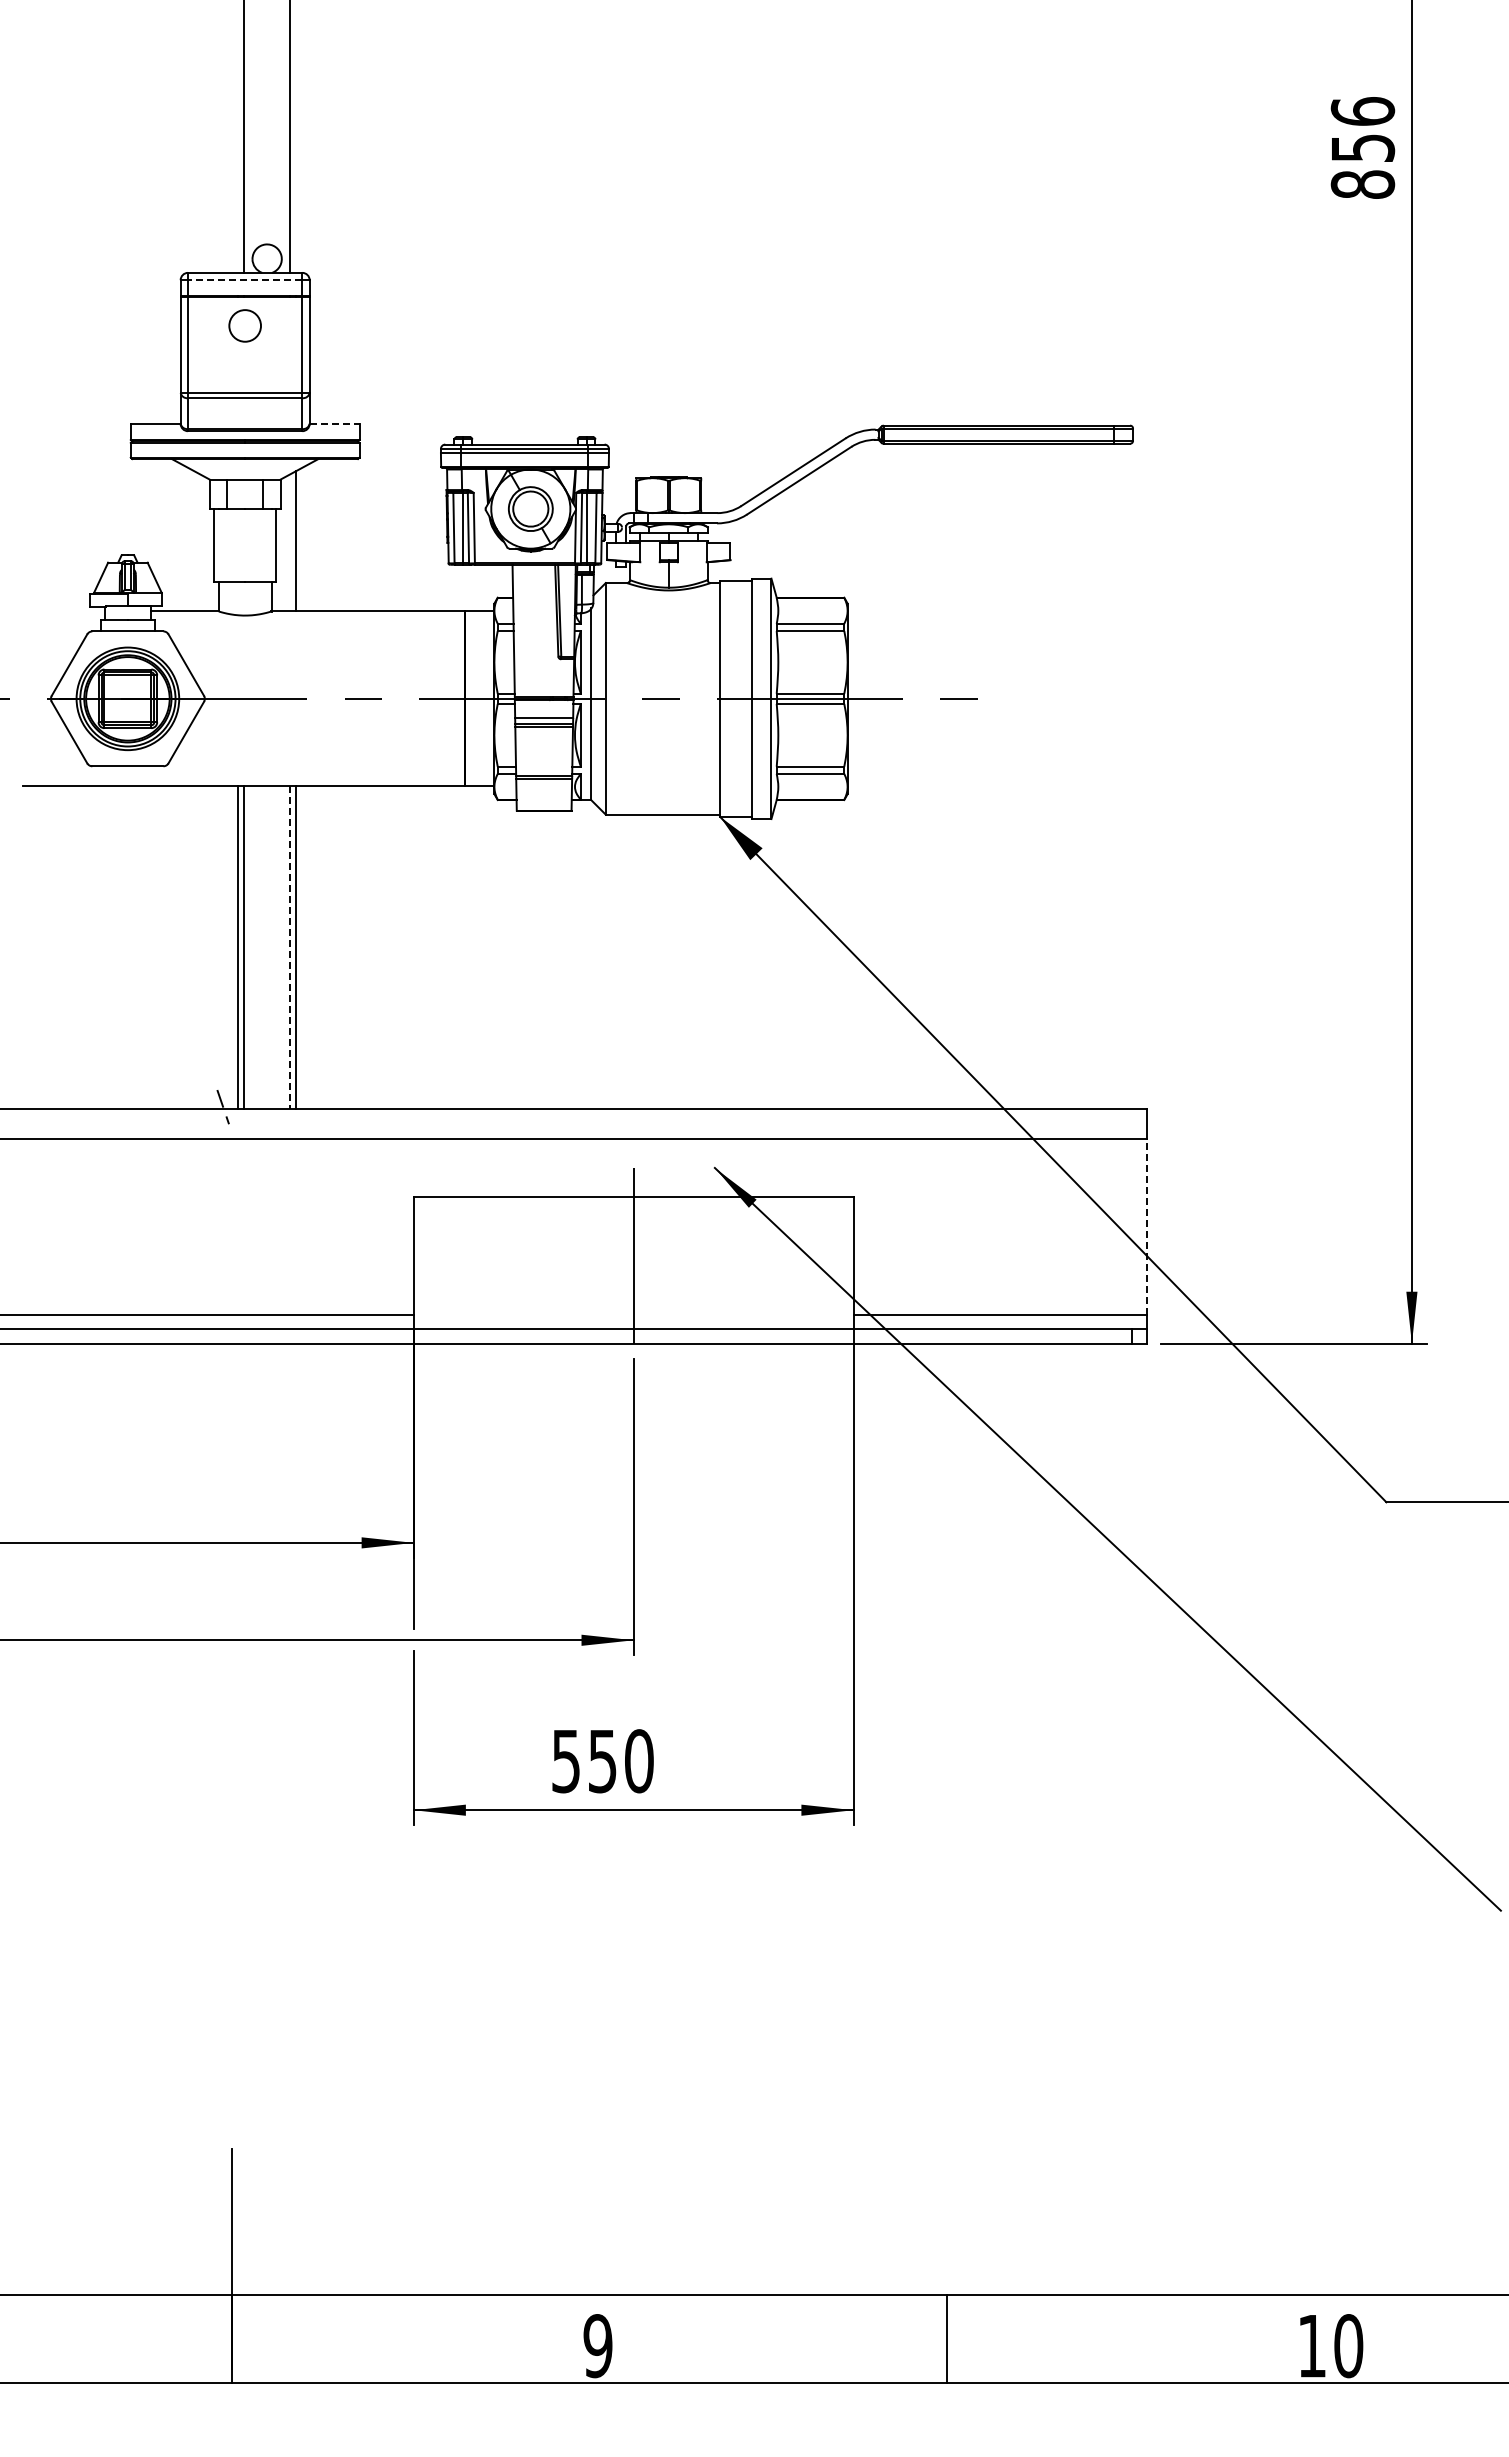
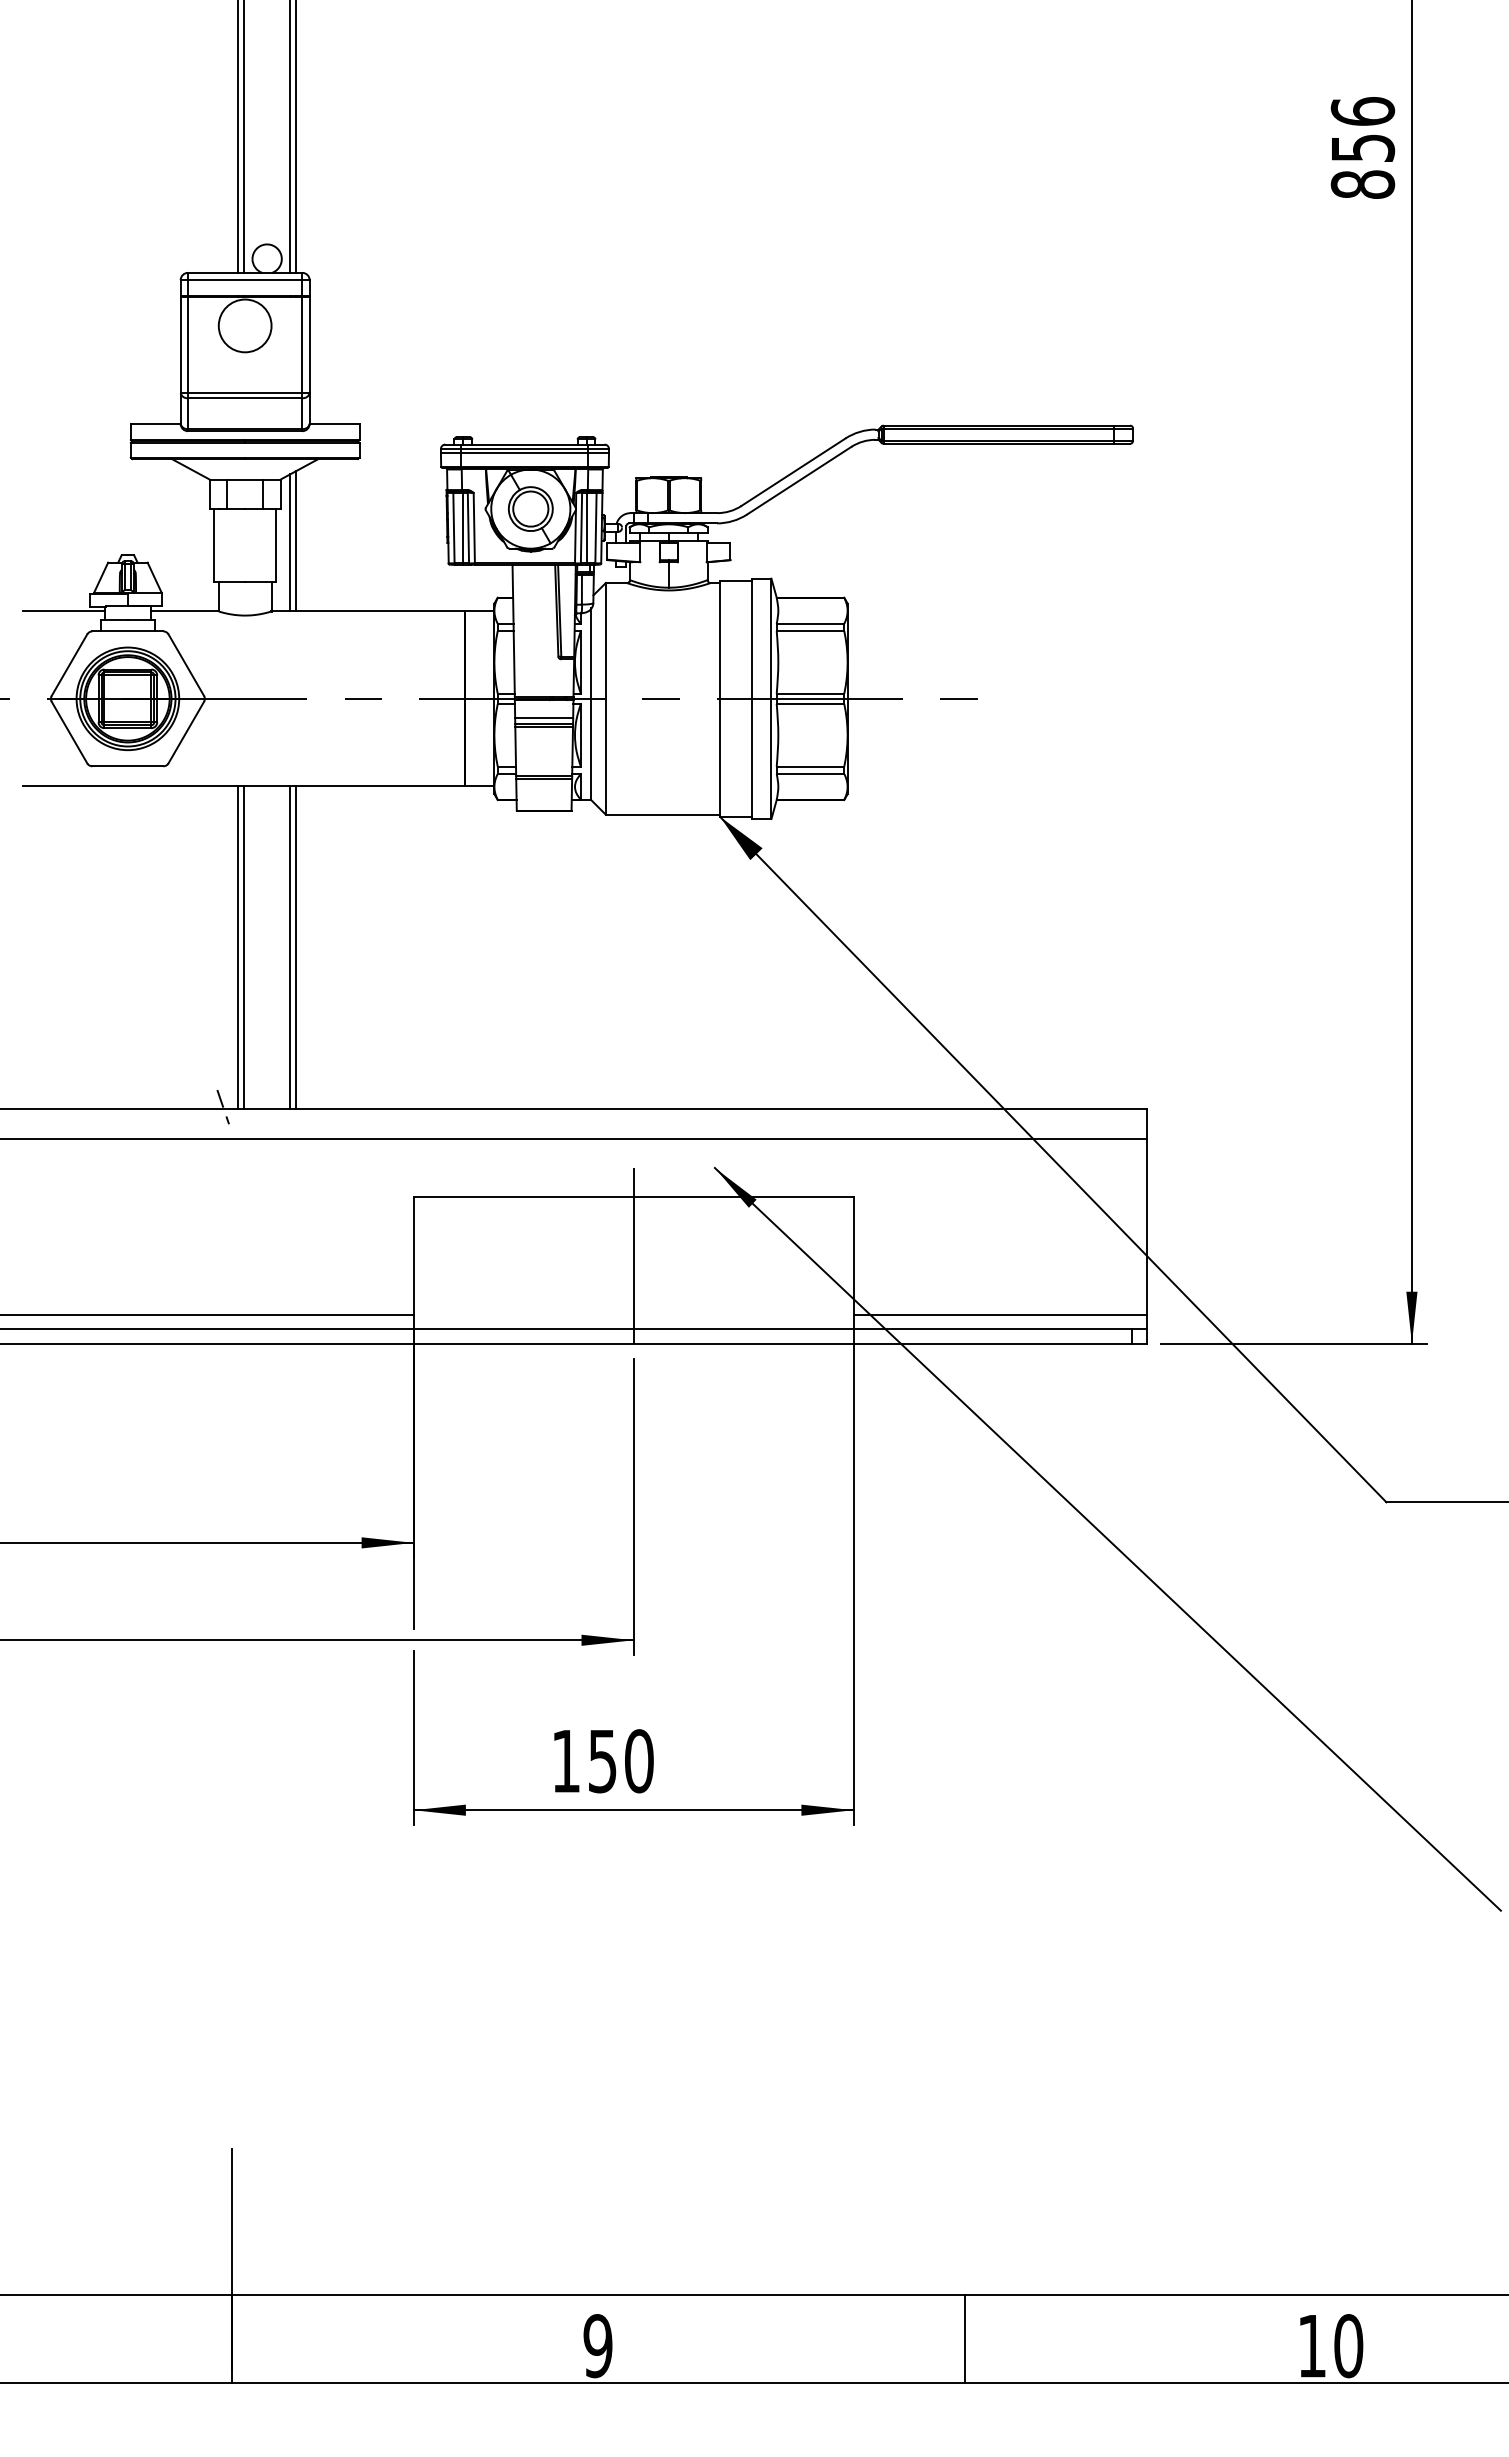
line: none -> present (237, 137)
line: none -> present (296, 137)
line: dashed -> solid (244, 280)
circle diameter: 32 px -> 53 px (244, 325)
line: dashed -> solid (334, 423)
line: none -> present (290, 542)
line: none -> present (63, 611)
line: dashed -> solid (290, 947)
line: dashed -> solid (1146, 1226)
text: 550 -> 150 (565, 1761)
line position: (947, 2339) -> (965, 2339) (965, 2339)
